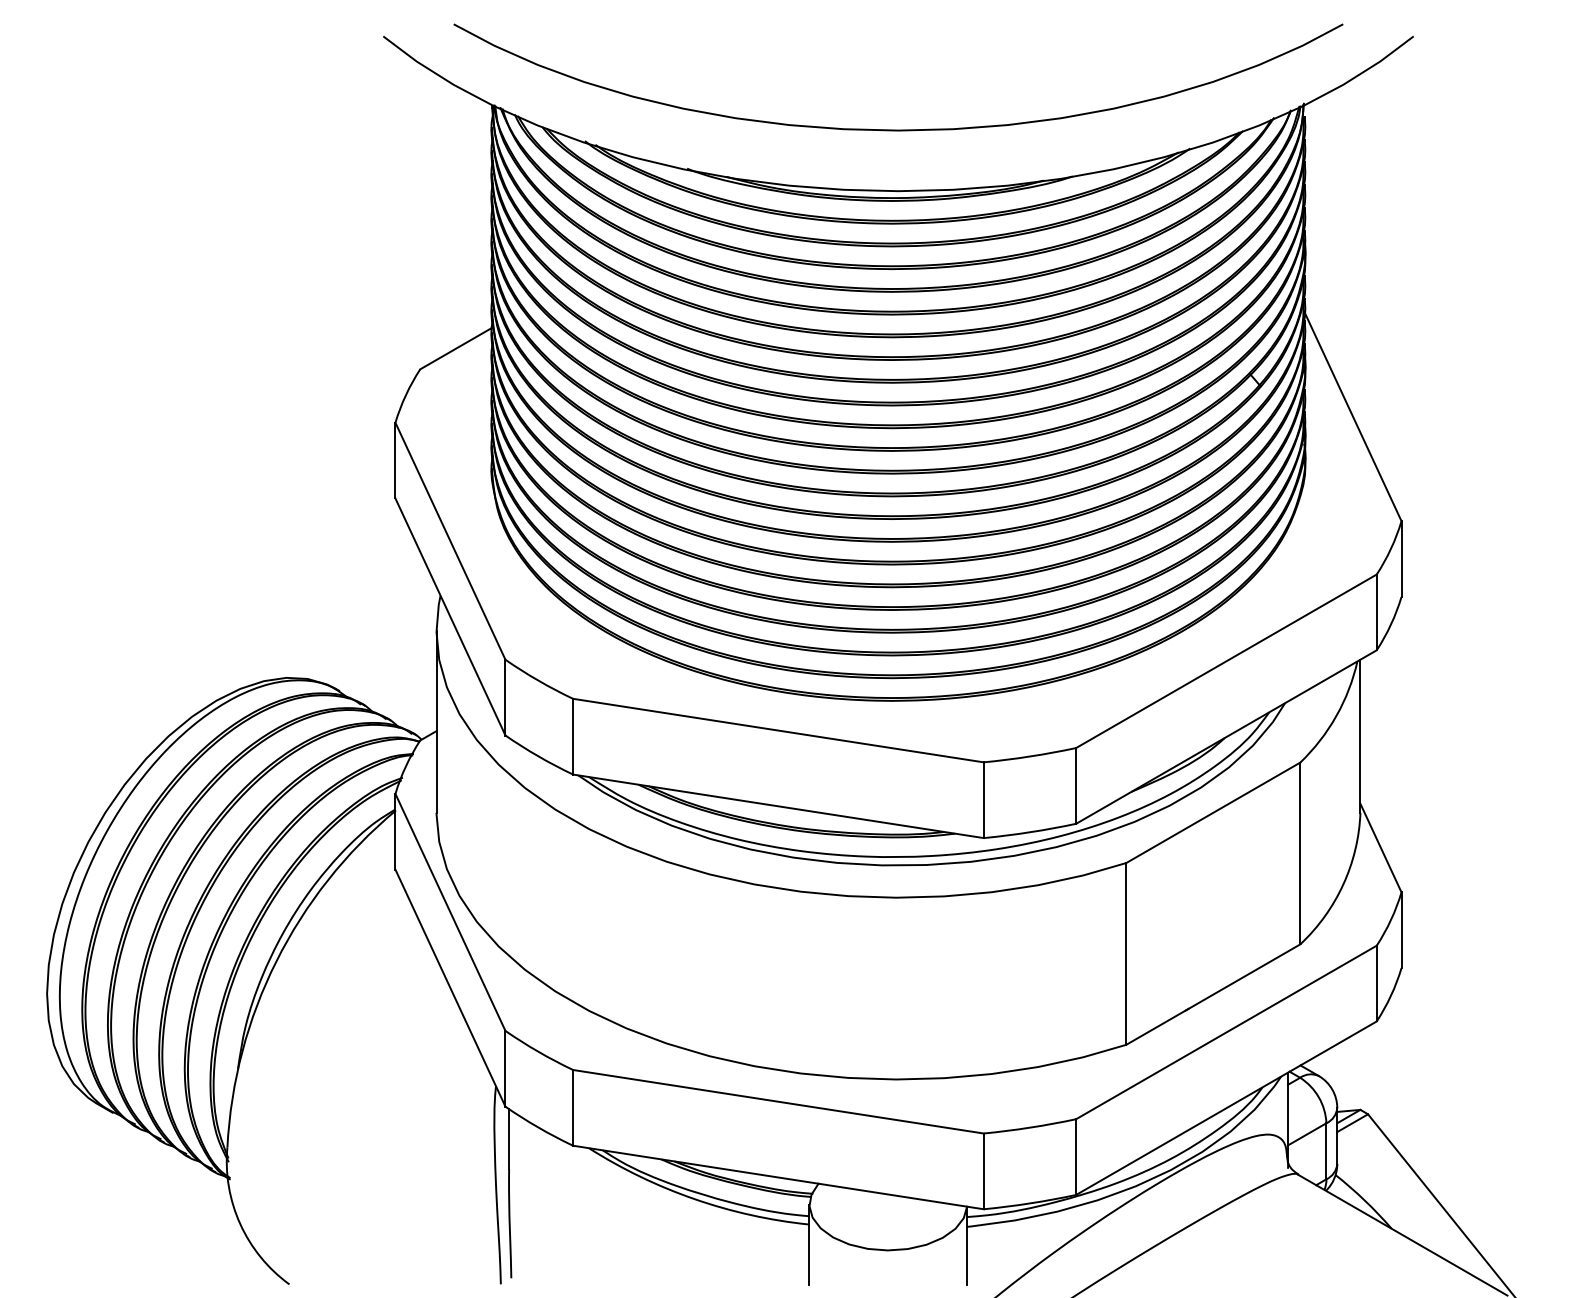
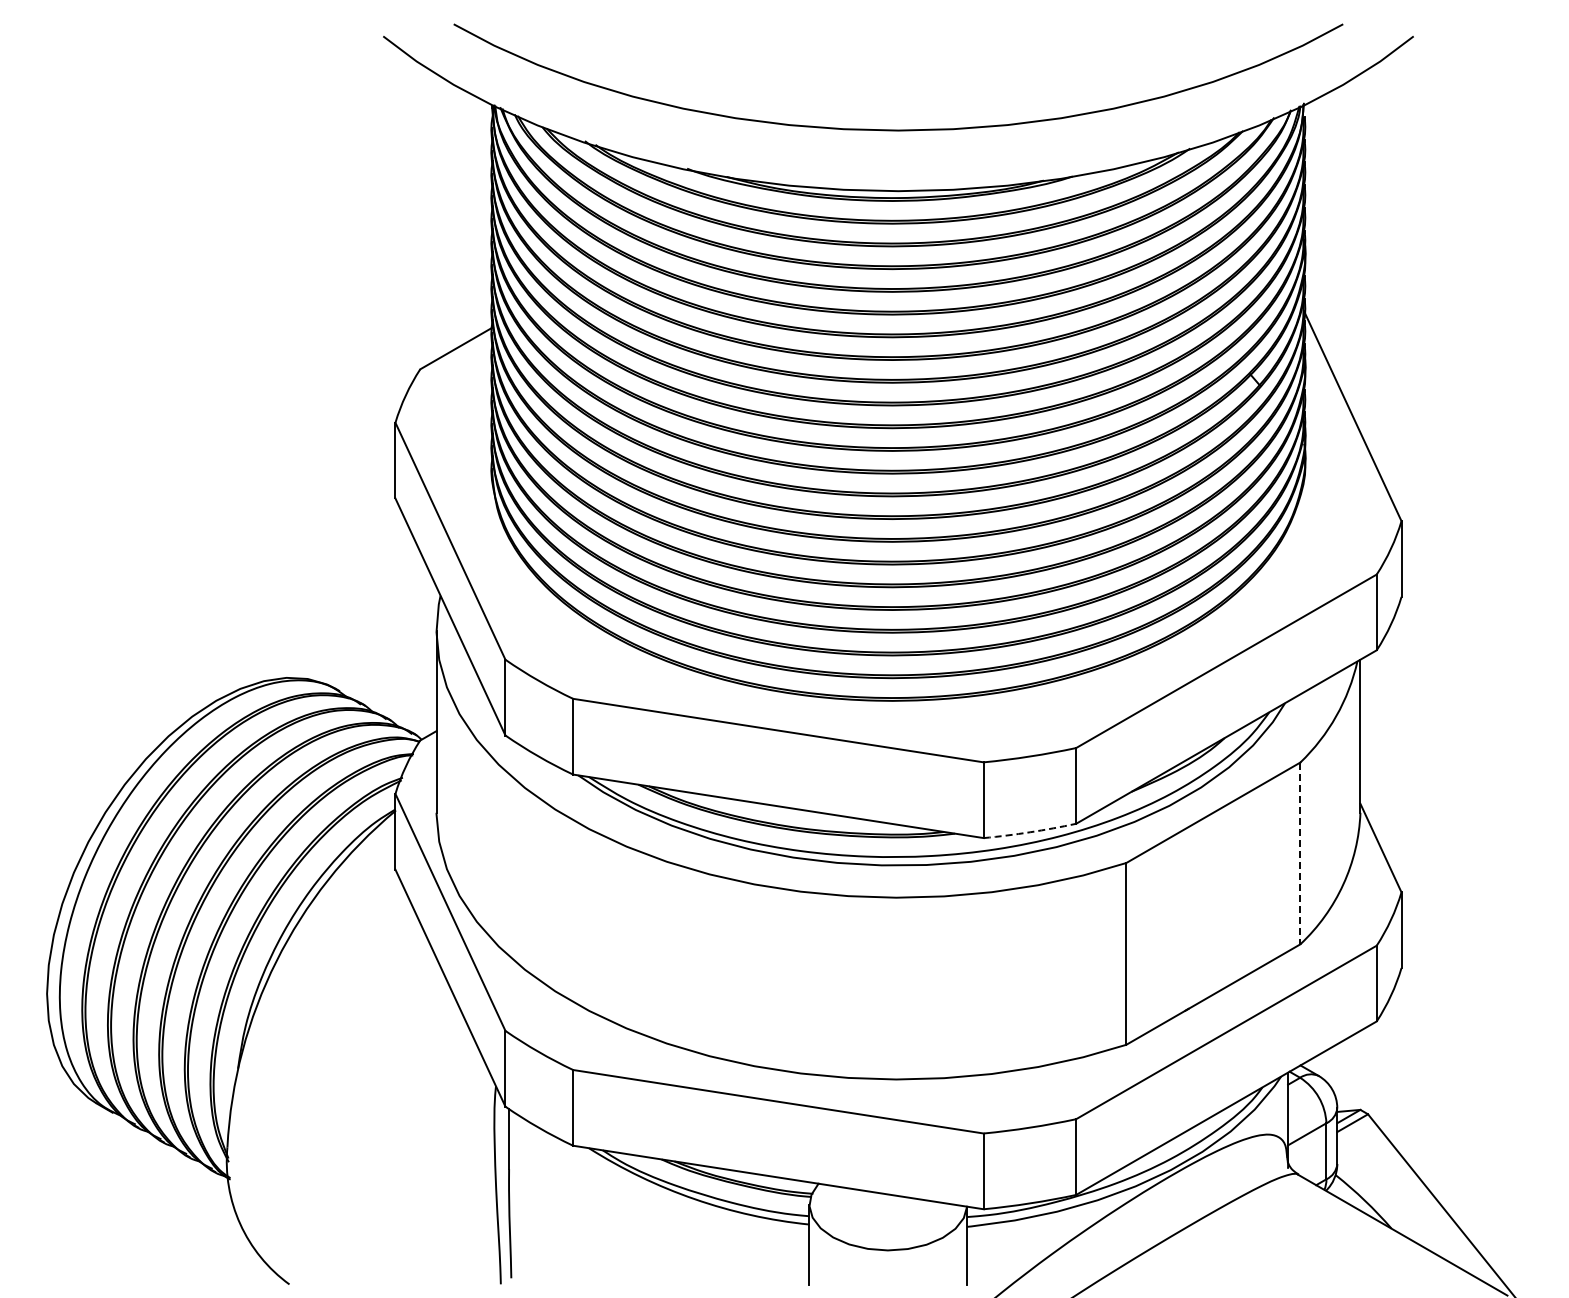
arc: solid -> dashed (1030, 832)
line: solid -> dashed (1300, 853)
